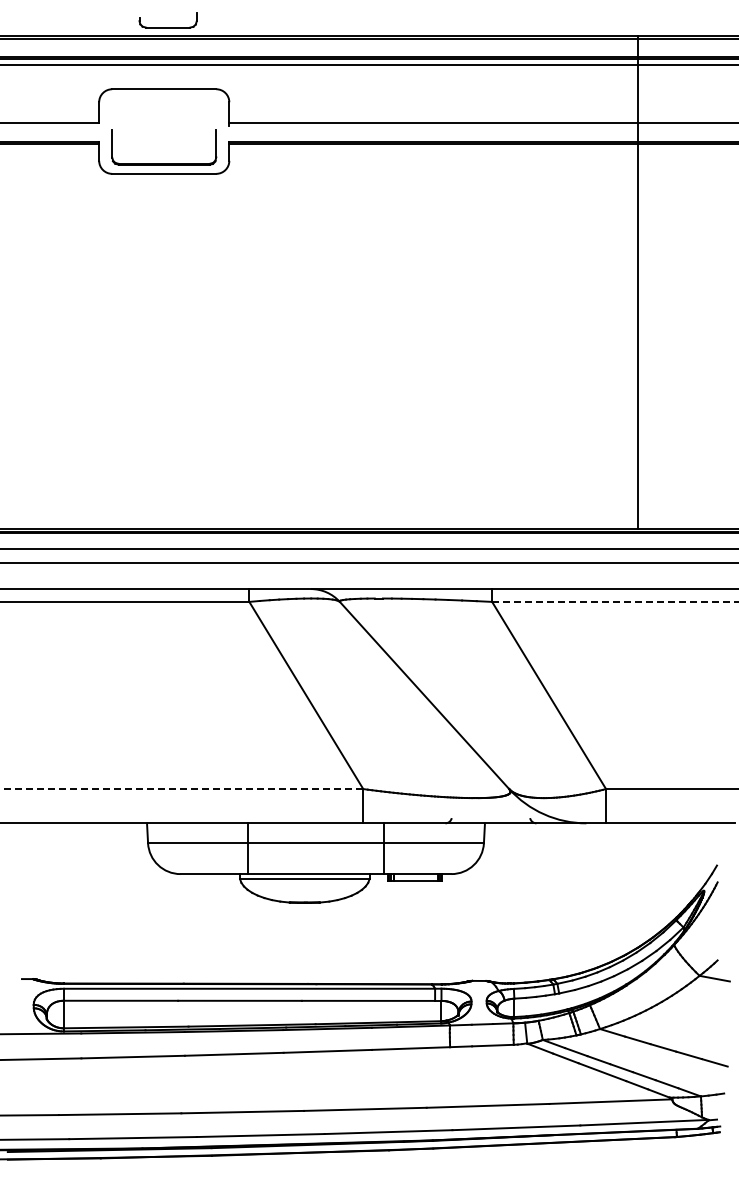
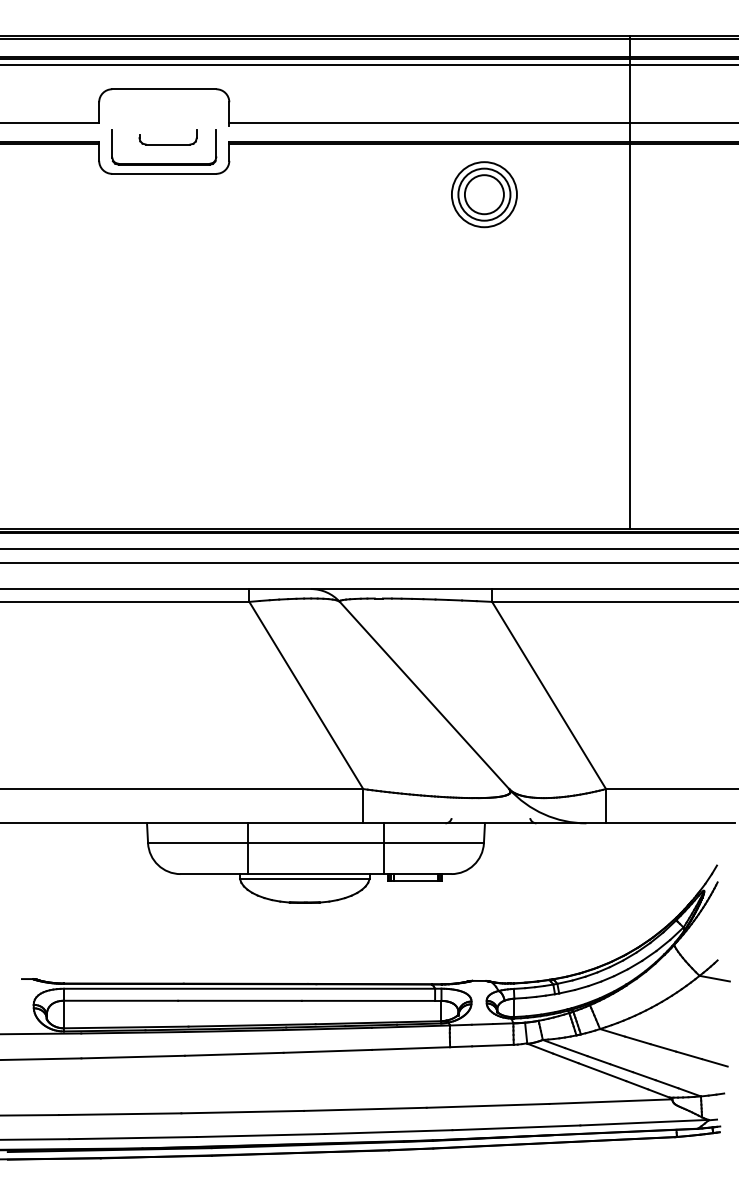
part position: (167, 27) -> (167, 144) (167, 144)
part: none -> present (484, 194)
line position: (638, 282) -> (630, 282) (630, 282)
line: dashed -> solid (615, 601)
line: dashed -> solid (181, 789)
